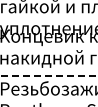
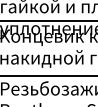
line: none -> present (48, 20)
line: dashed -> solid (49, 75)
